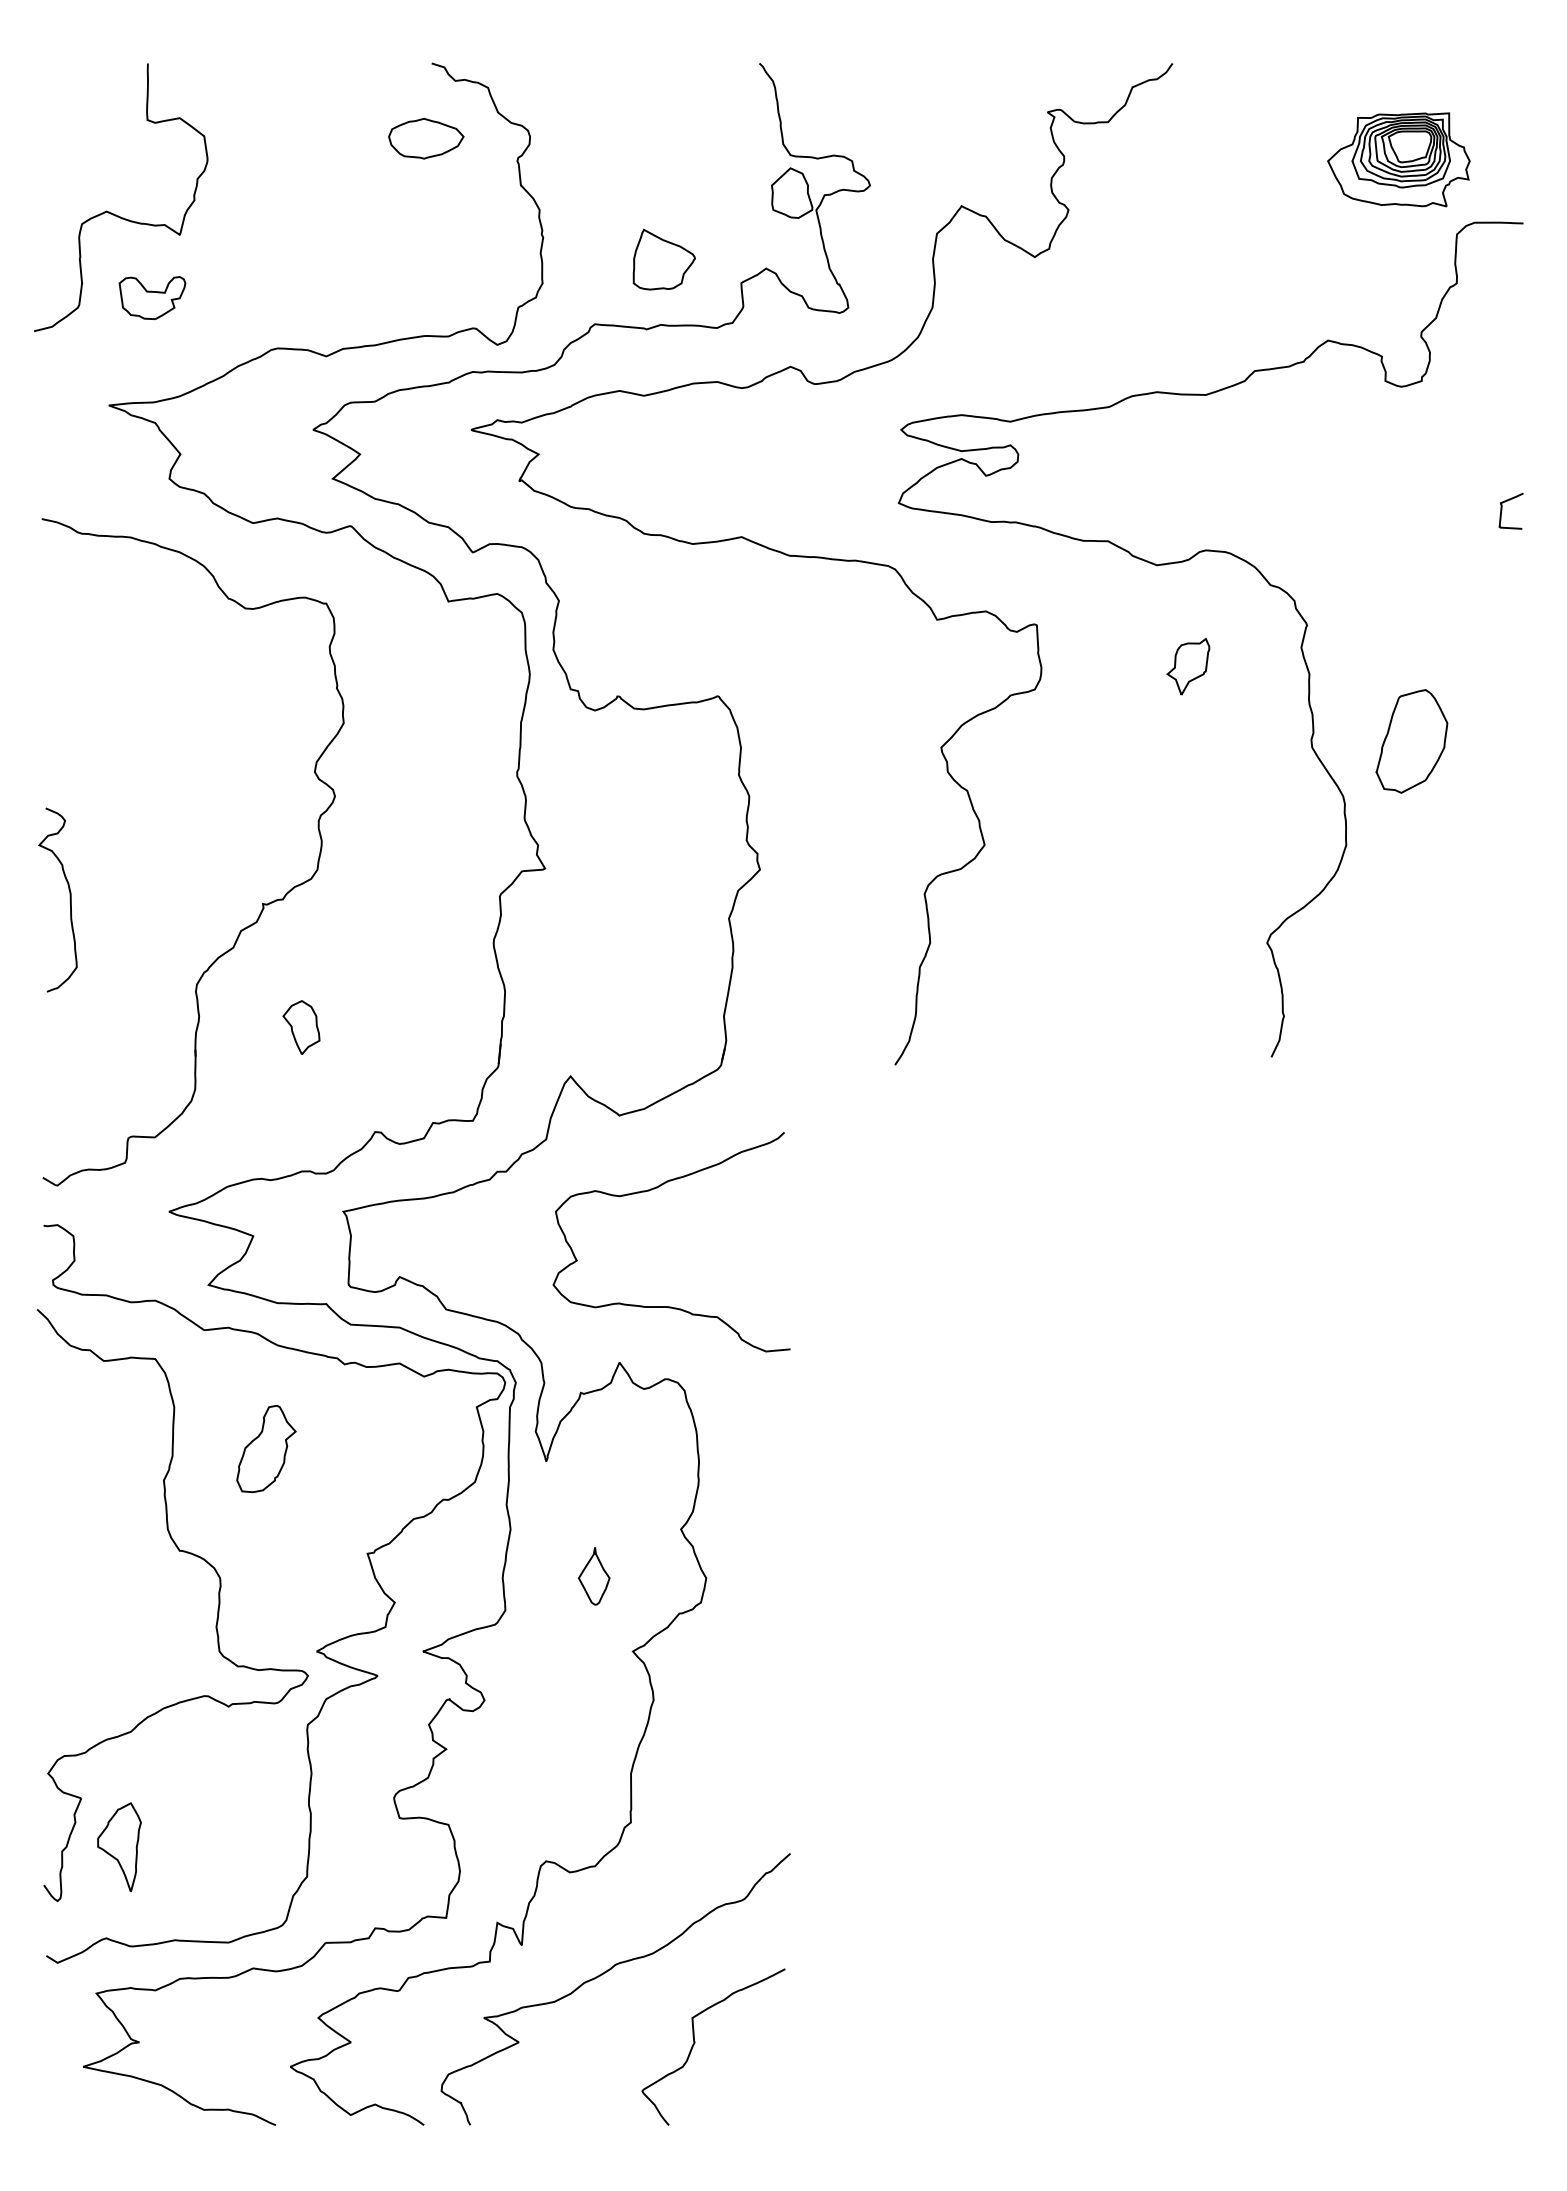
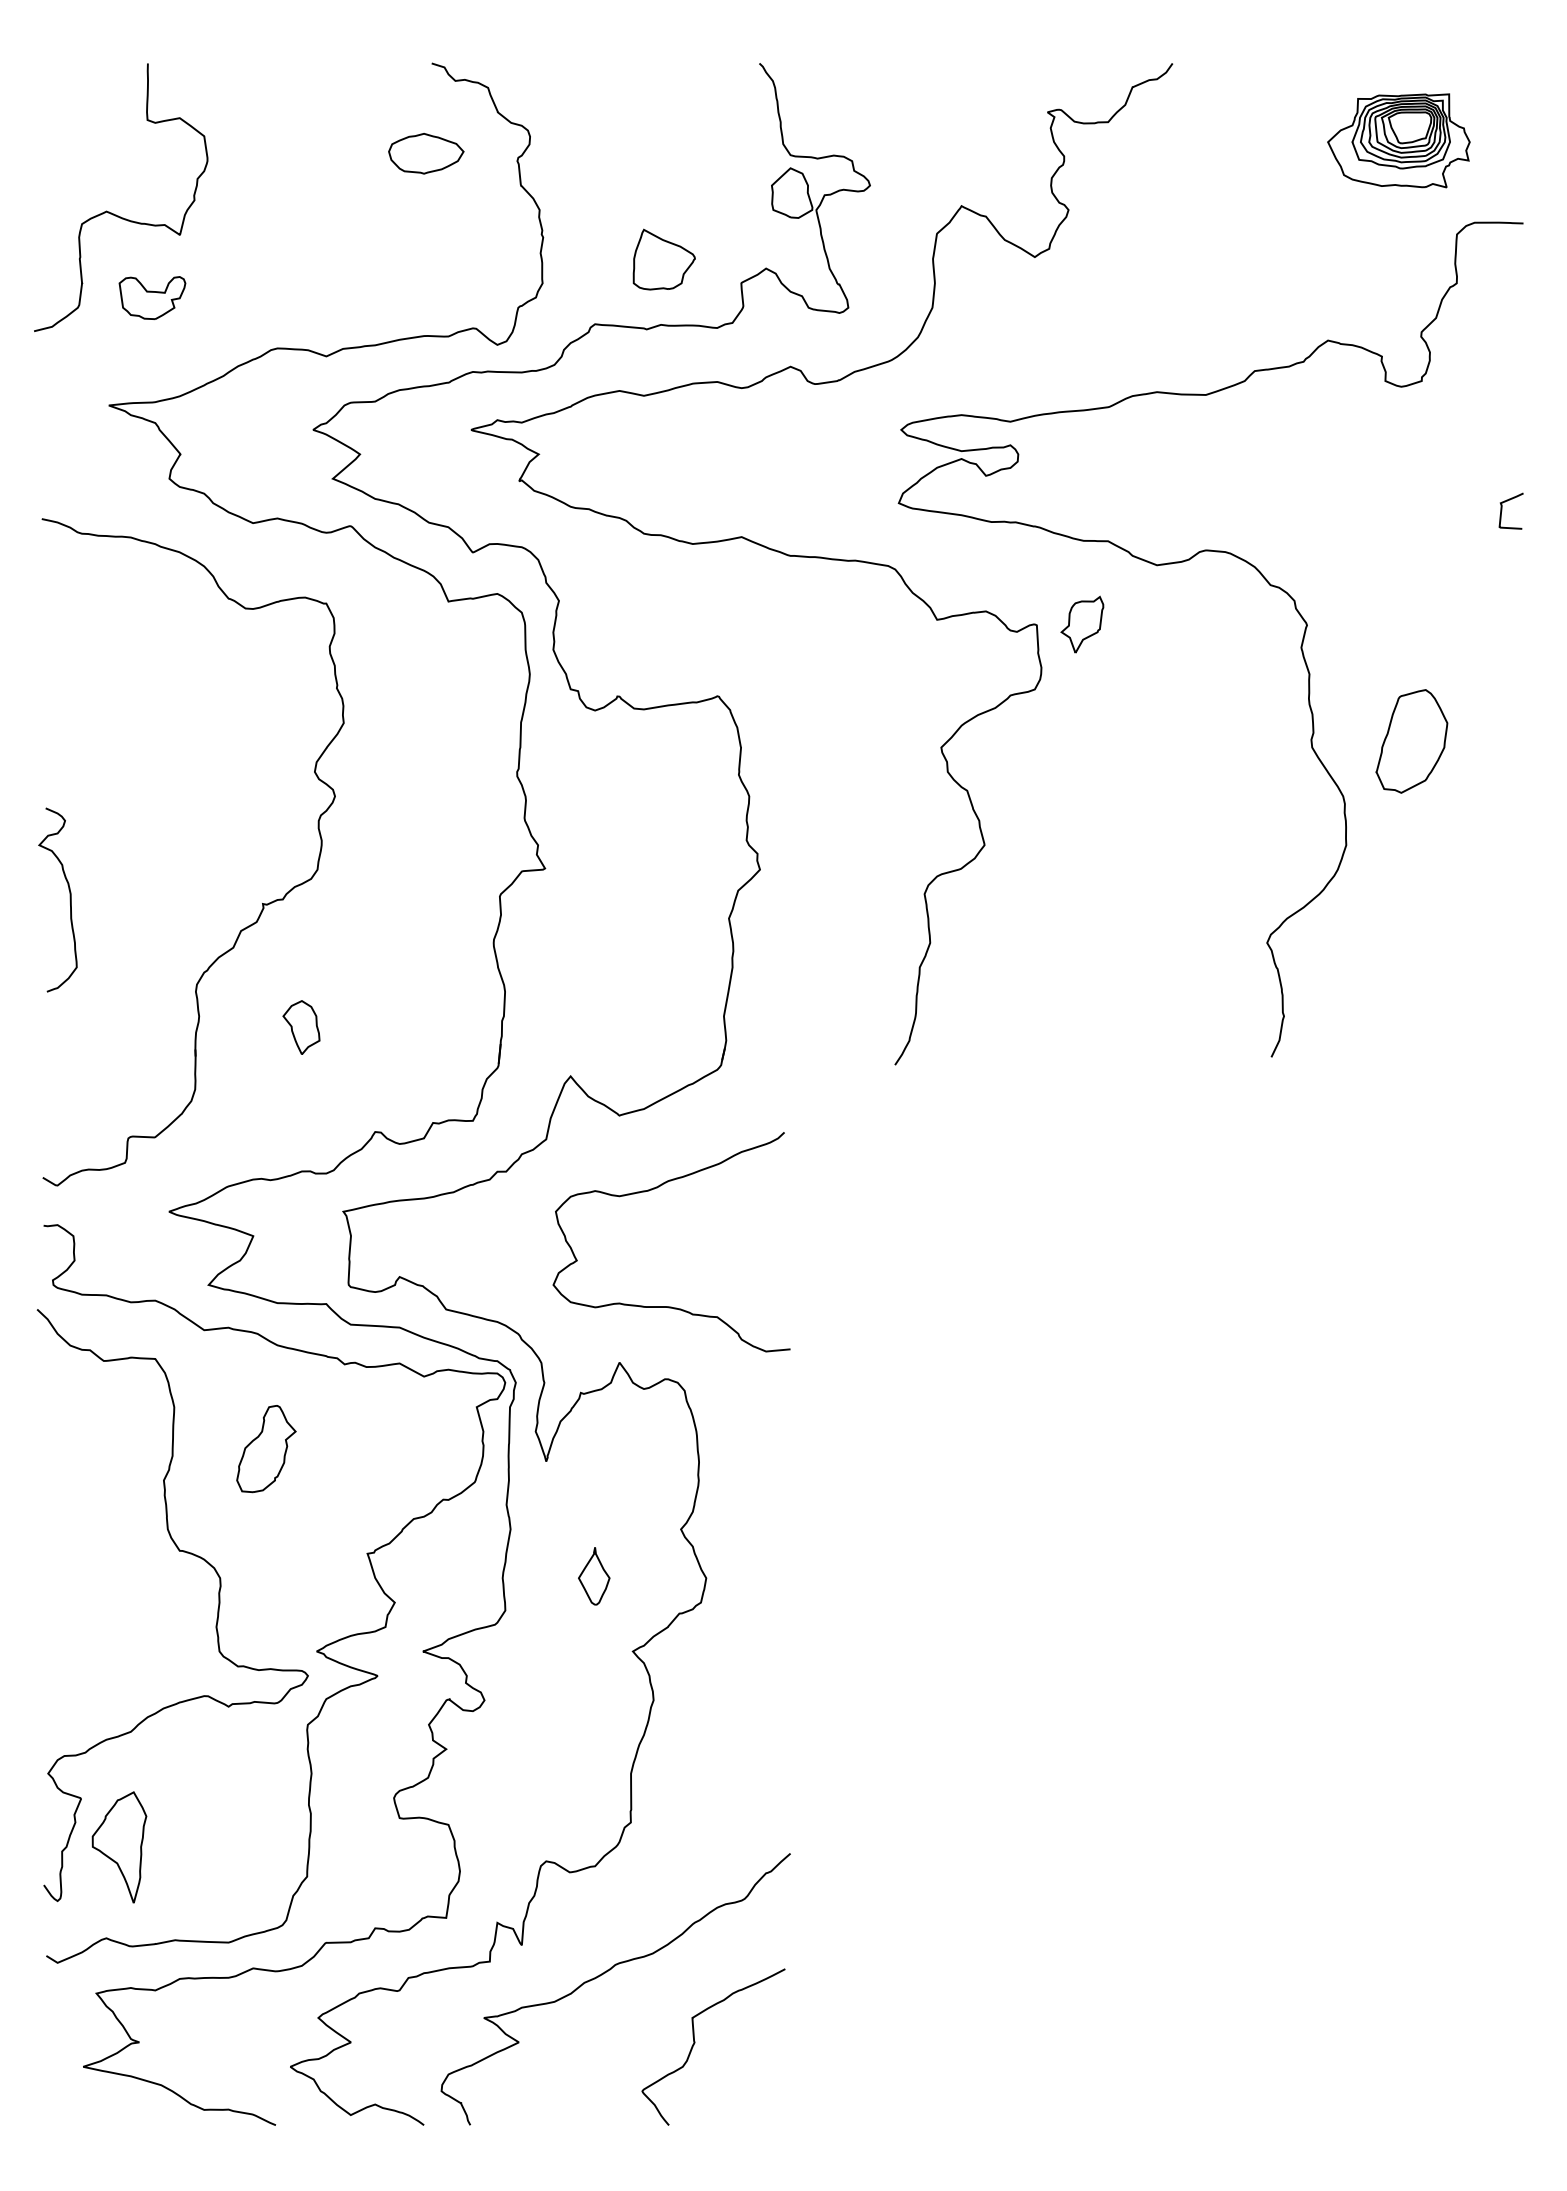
part position: (426, 138) -> (426, 153) (426, 153)
part position: (1398, 159) -> (1398, 140) (1398, 140)
part position: (1188, 666) -> (1082, 624) (1082, 624)
part size: 45x90 px -> 57x113 px (119, 1847)
